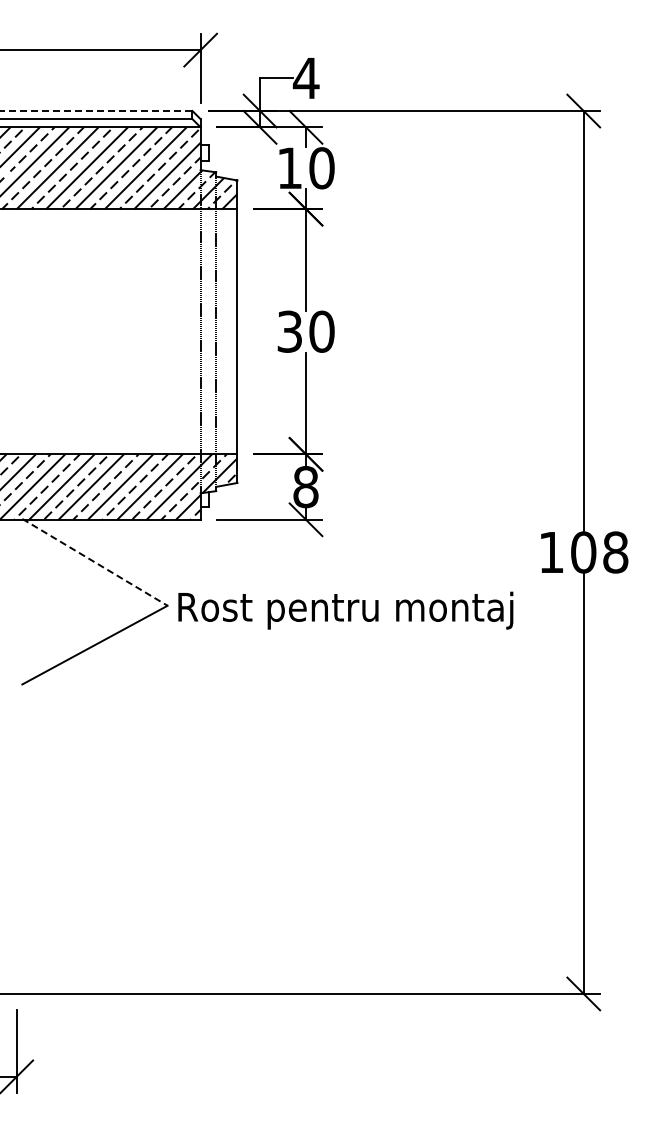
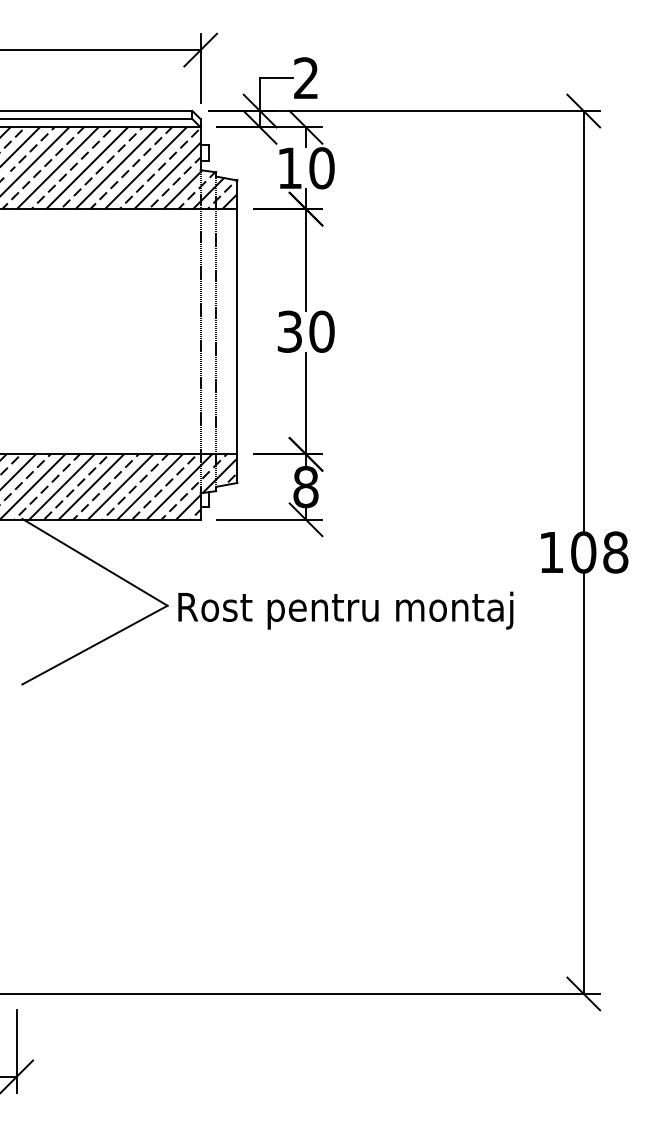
text: 4 -> 2 (305, 77)
line: dashed -> solid (96, 111)
line: dashed -> solid (94, 562)
